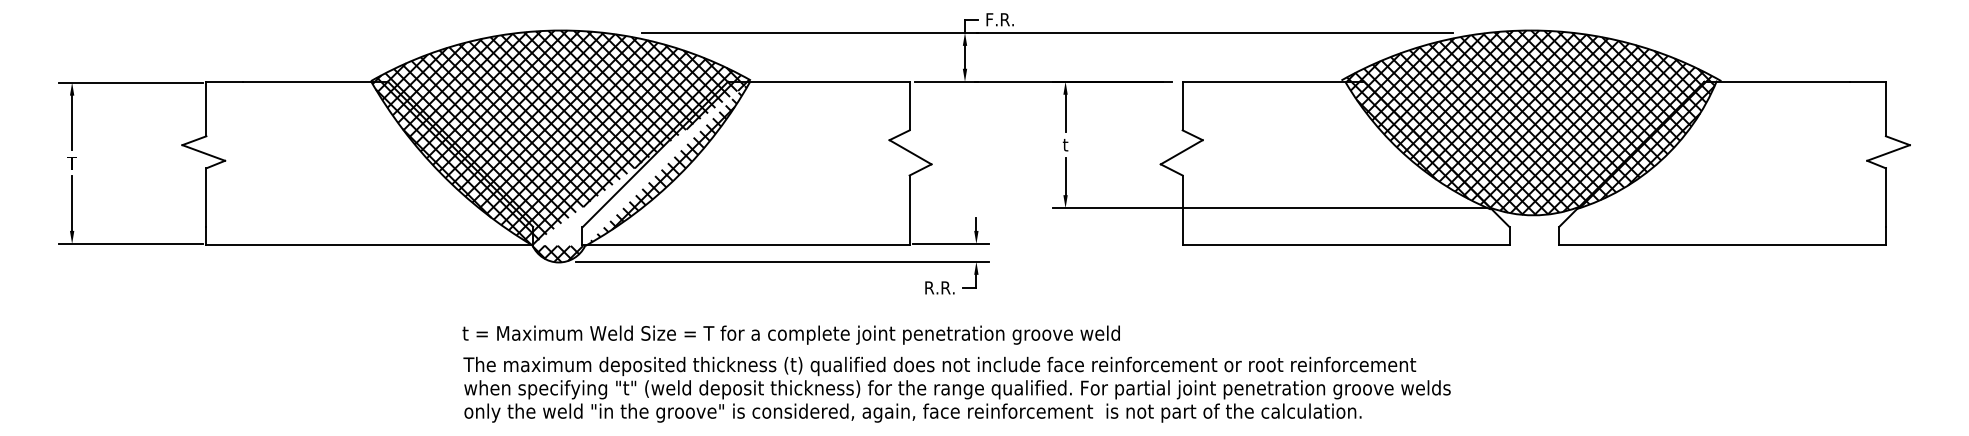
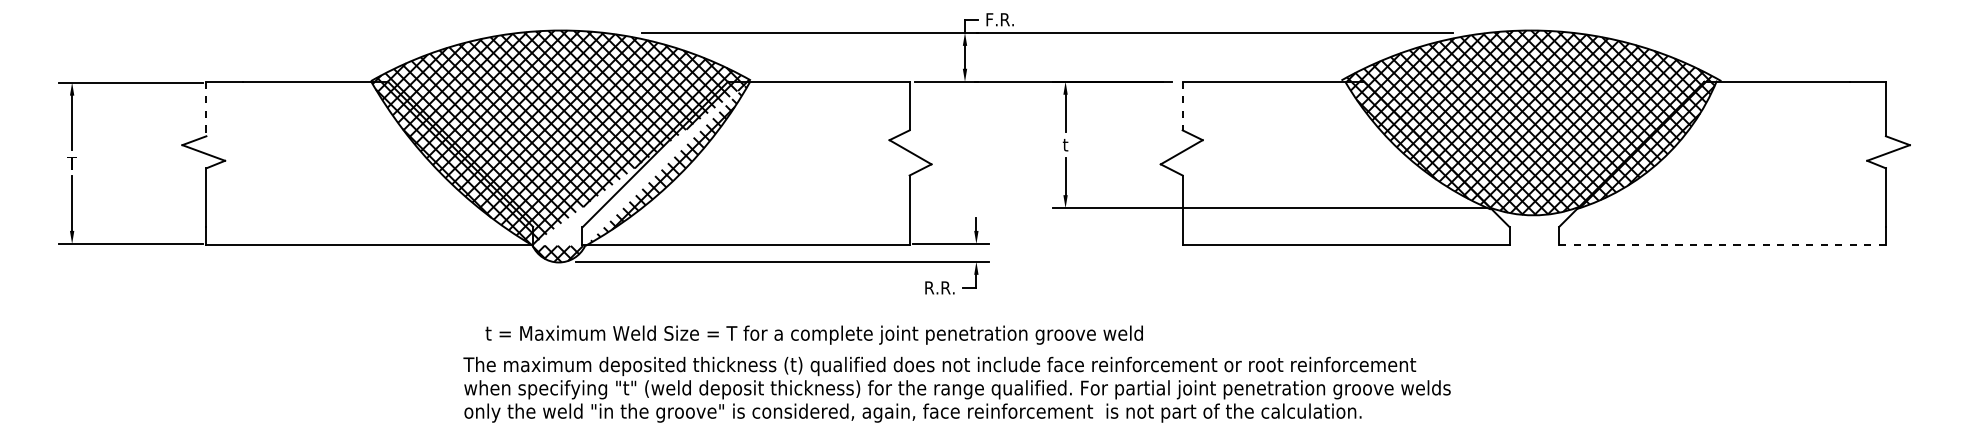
line: solid -> dashed (1182, 106)
line: solid -> dashed (206, 109)
line: solid -> dashed (1723, 245)
text position: (790, 334) -> (813, 334) (813, 334)
